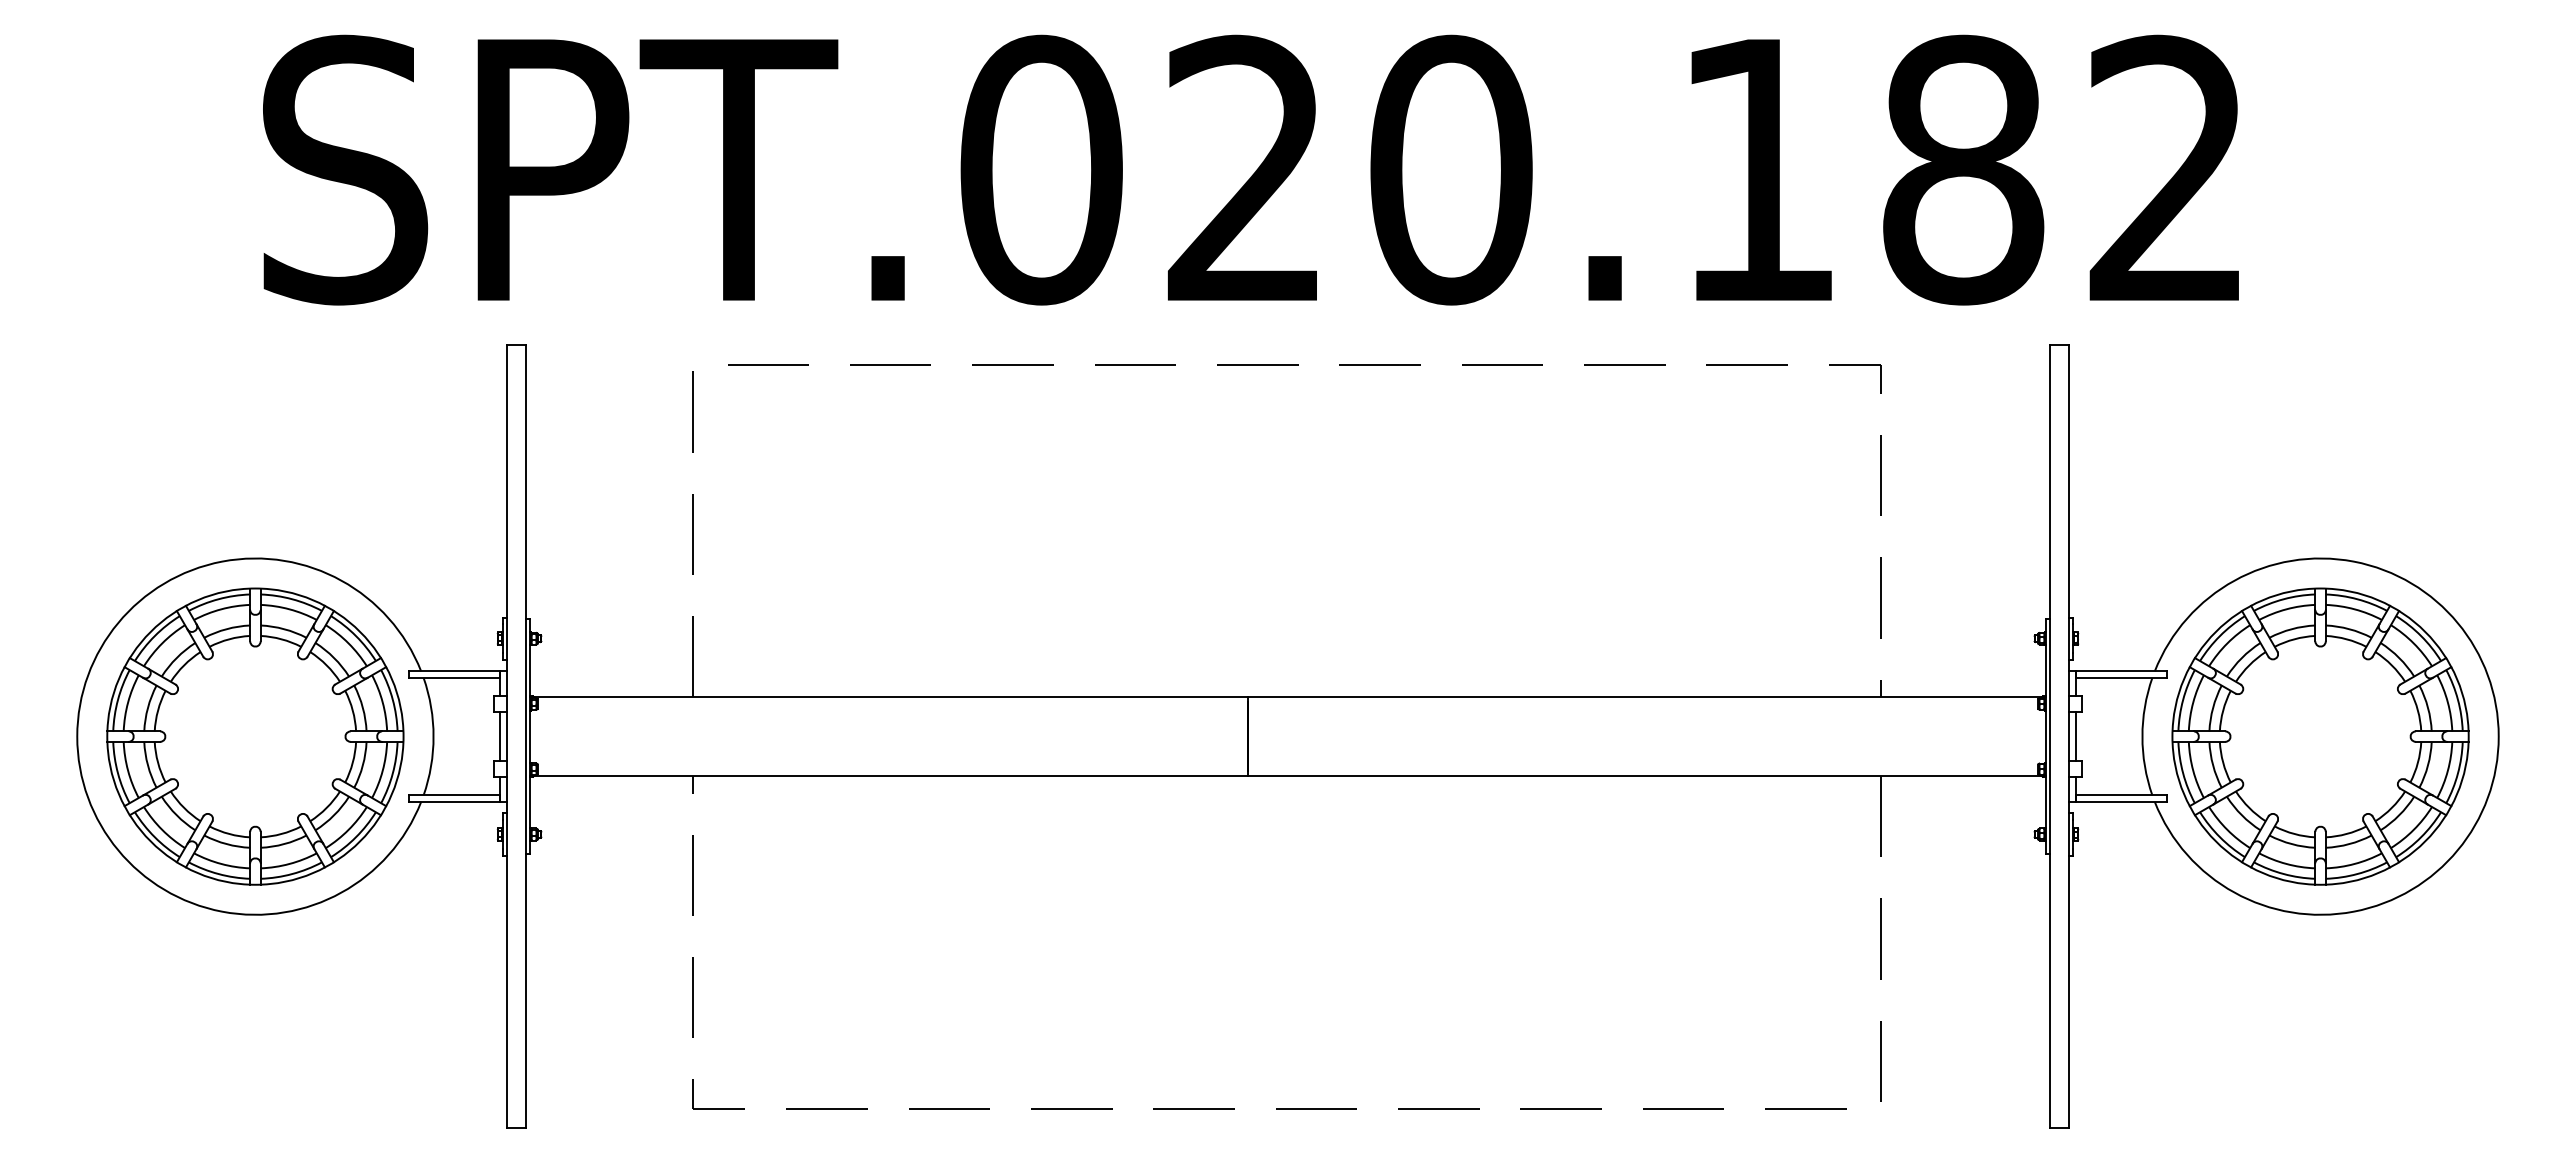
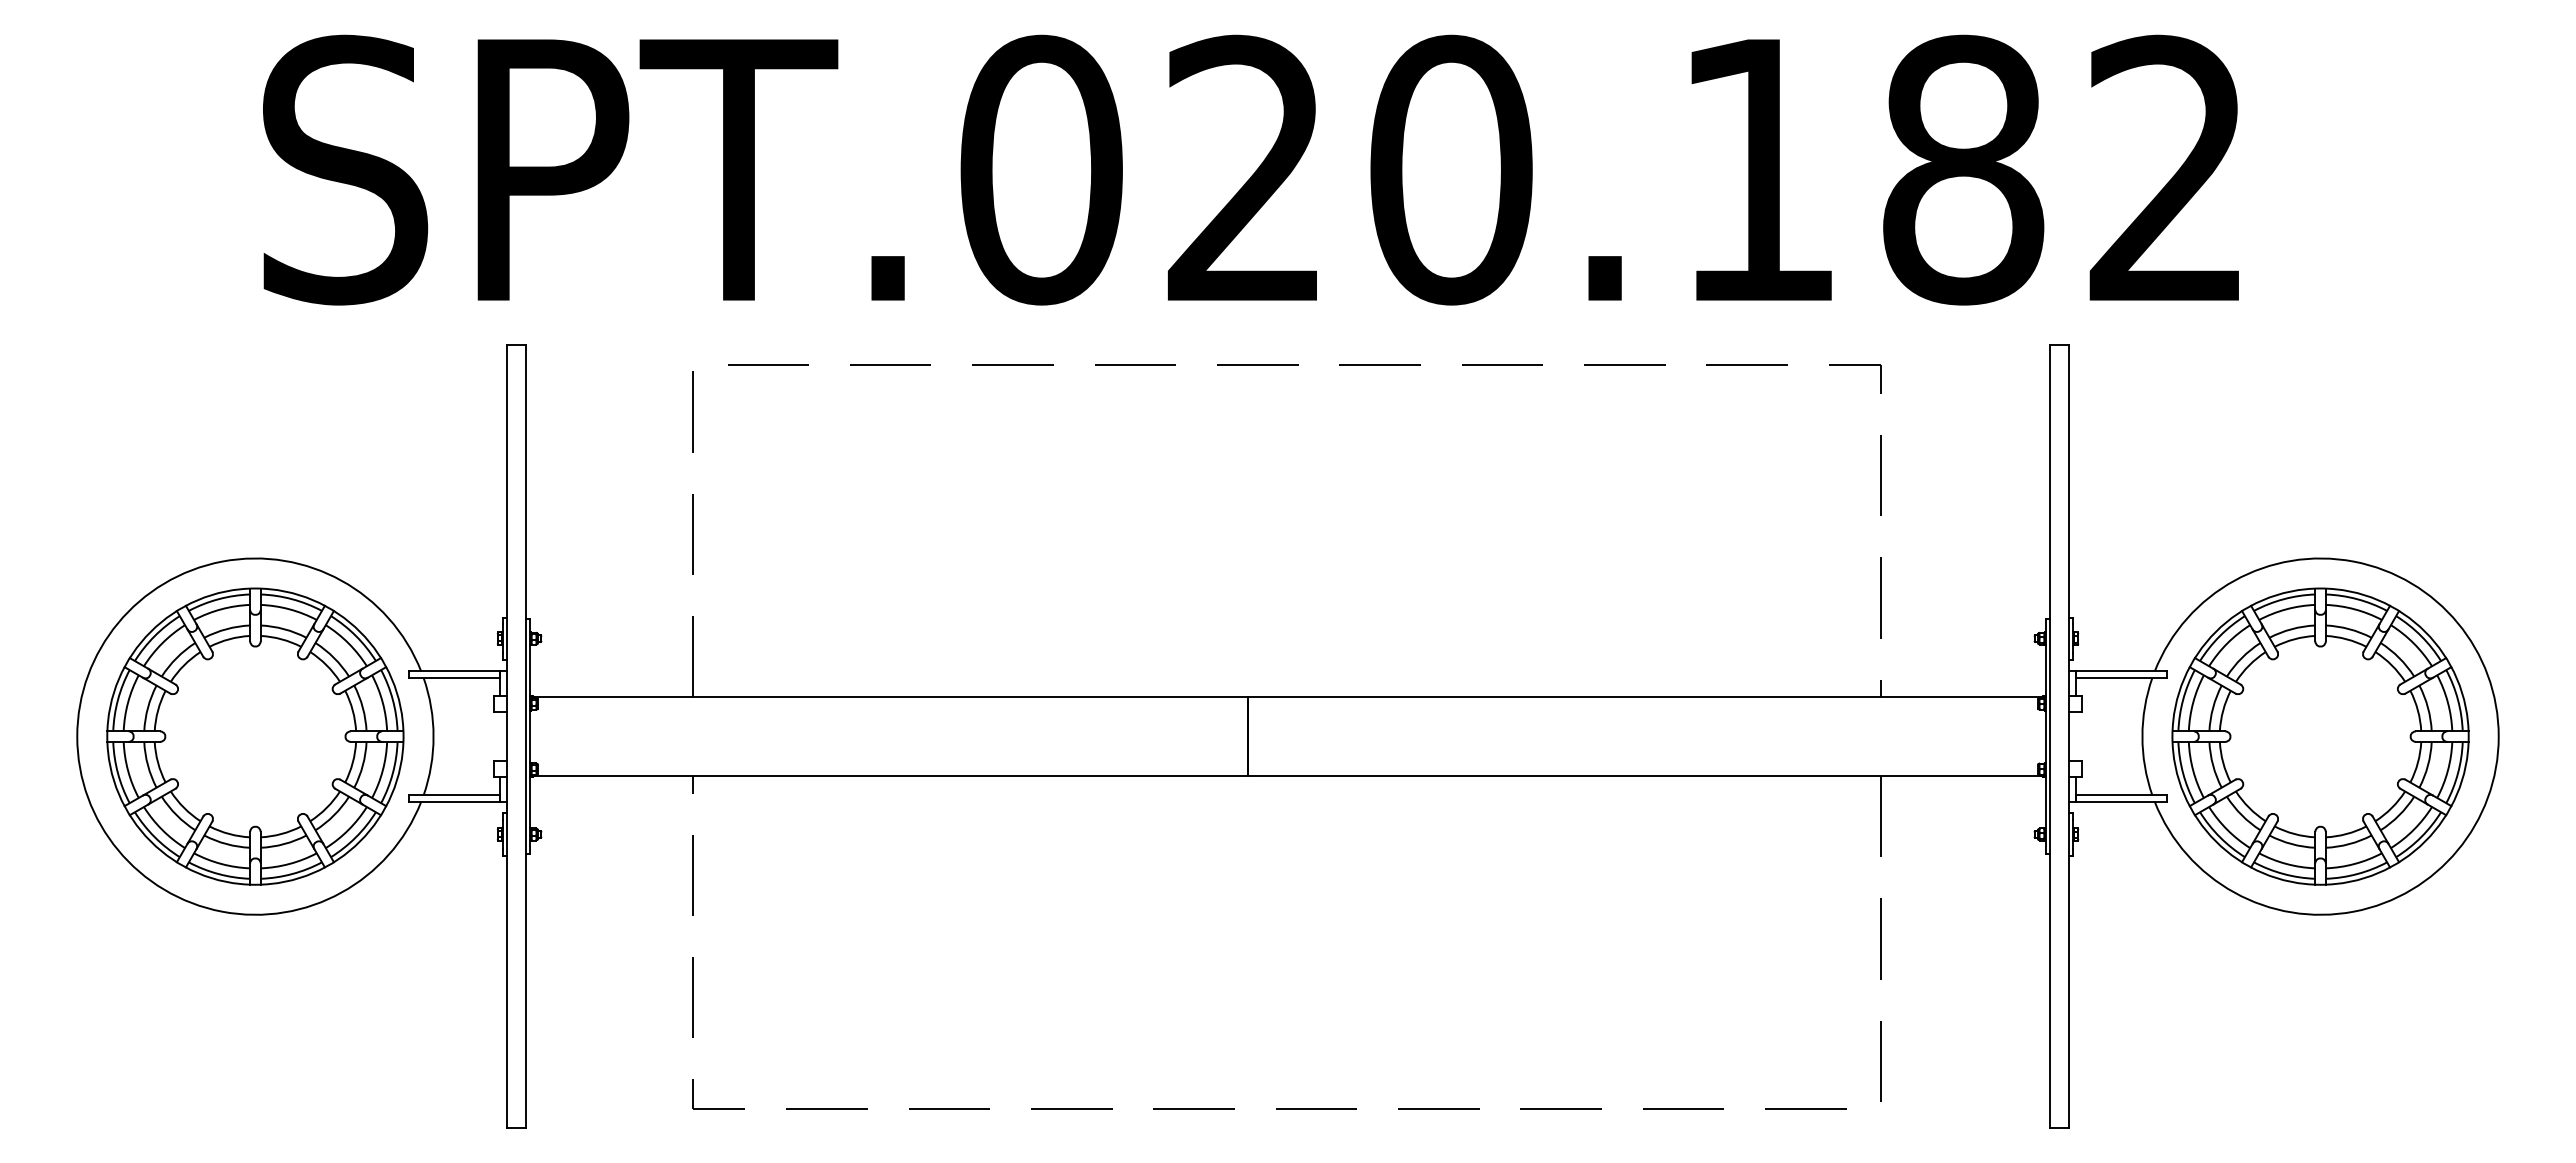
line: present -> none (500, 736)
line: present -> none (2075, 736)
